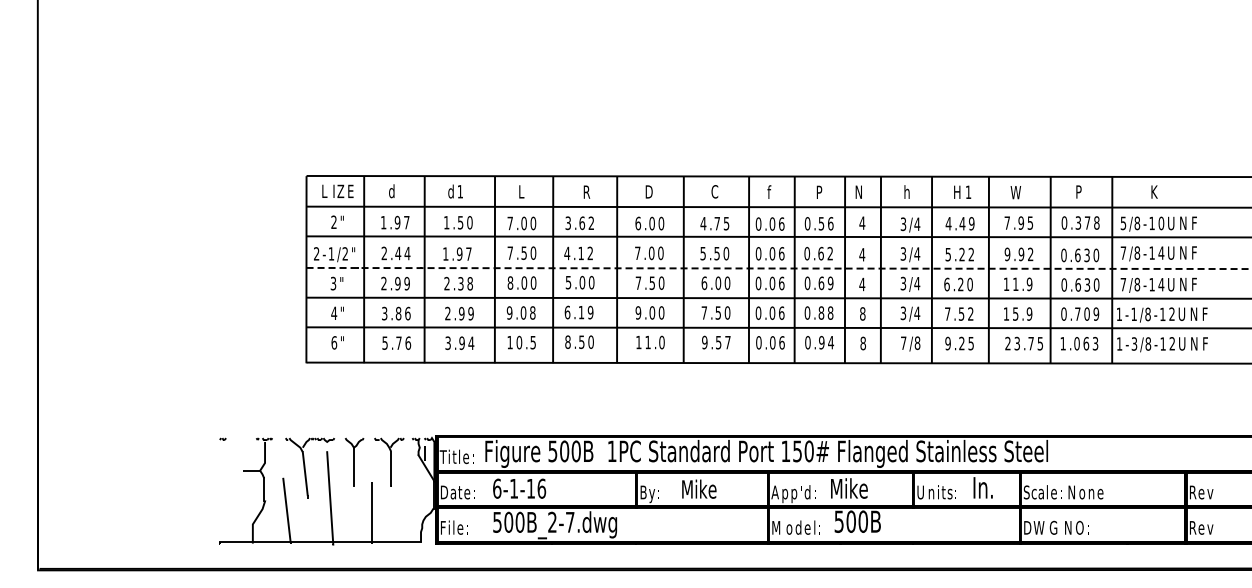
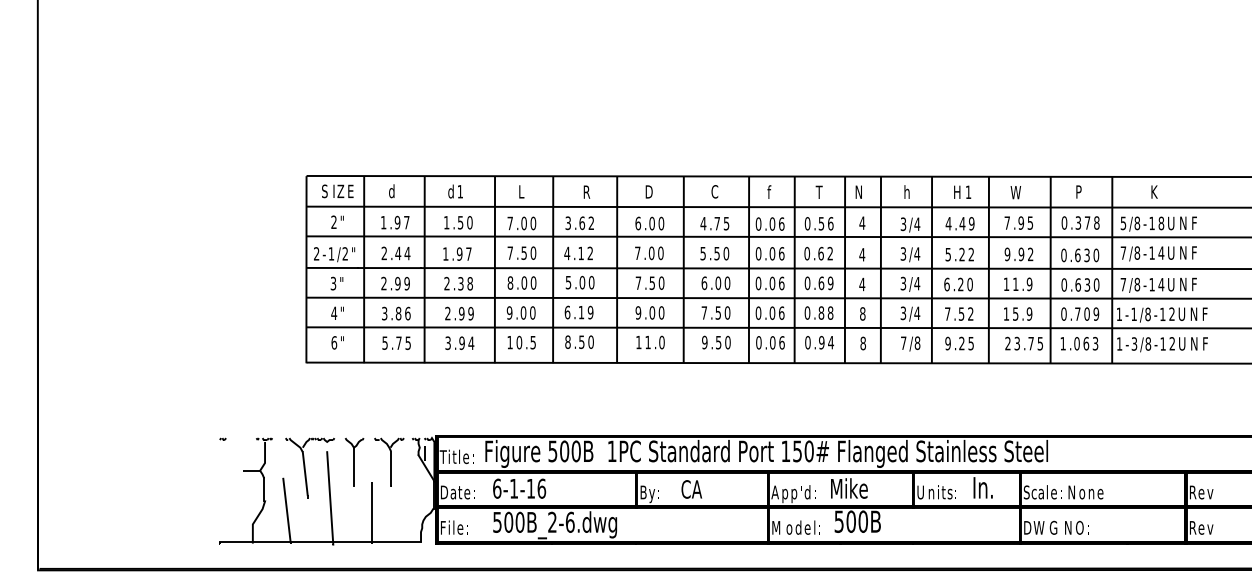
text: L -> S (324, 191)
text: P -> T (818, 191)
text: 0 -> 8 (1161, 223)
line: dashed -> solid (779, 268)
text: 8 -> 0 (532, 312)
text: 7 -> 0 (727, 342)
text: 6 -> 5 (408, 343)
text: Mike -> CA (698, 488)
text: 500B_2-7.dwg -> 500B_2-6.dwg (569, 521)
